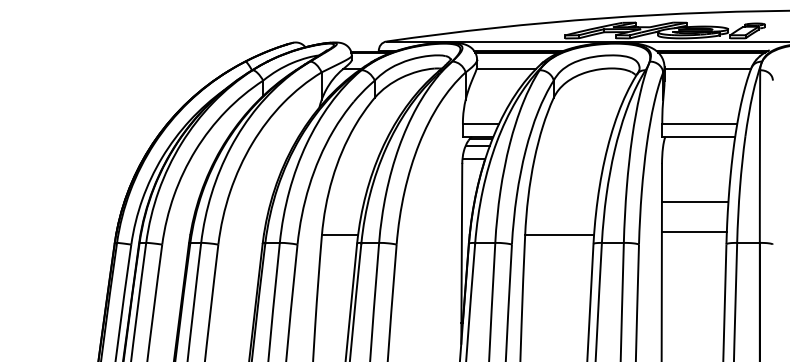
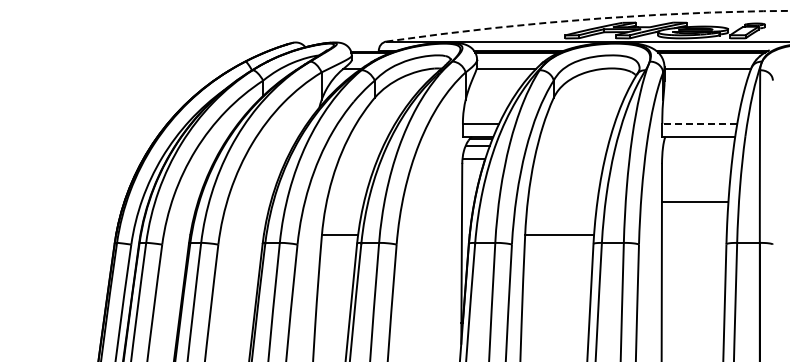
arc: solid -> dashed (587, 19)
line: solid -> dashed (699, 124)
line: present -> none (693, 232)
